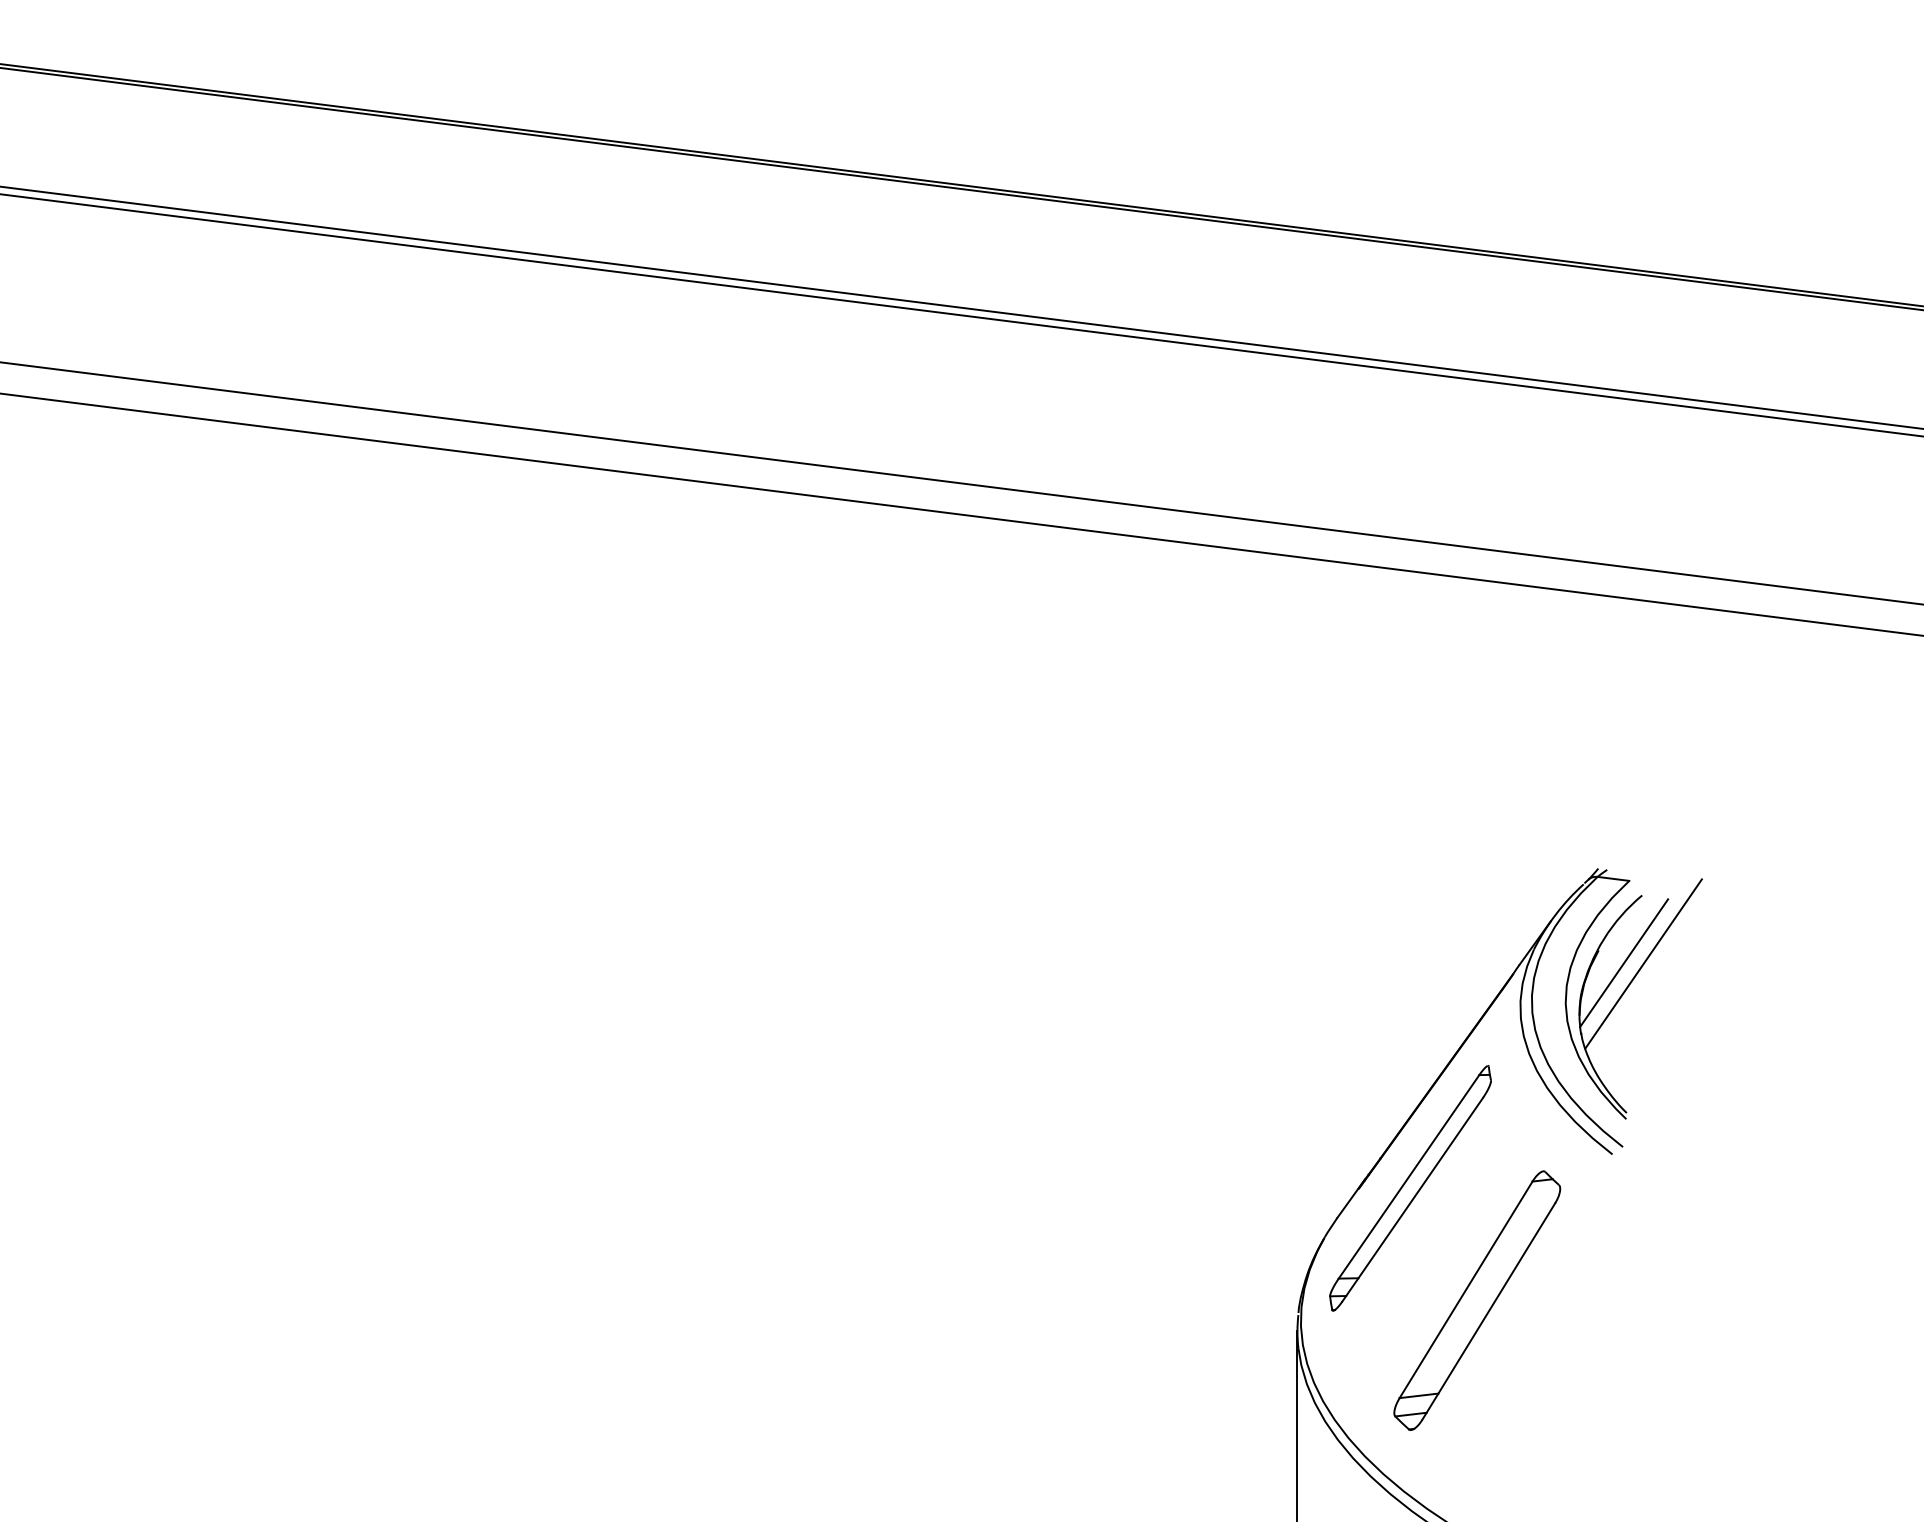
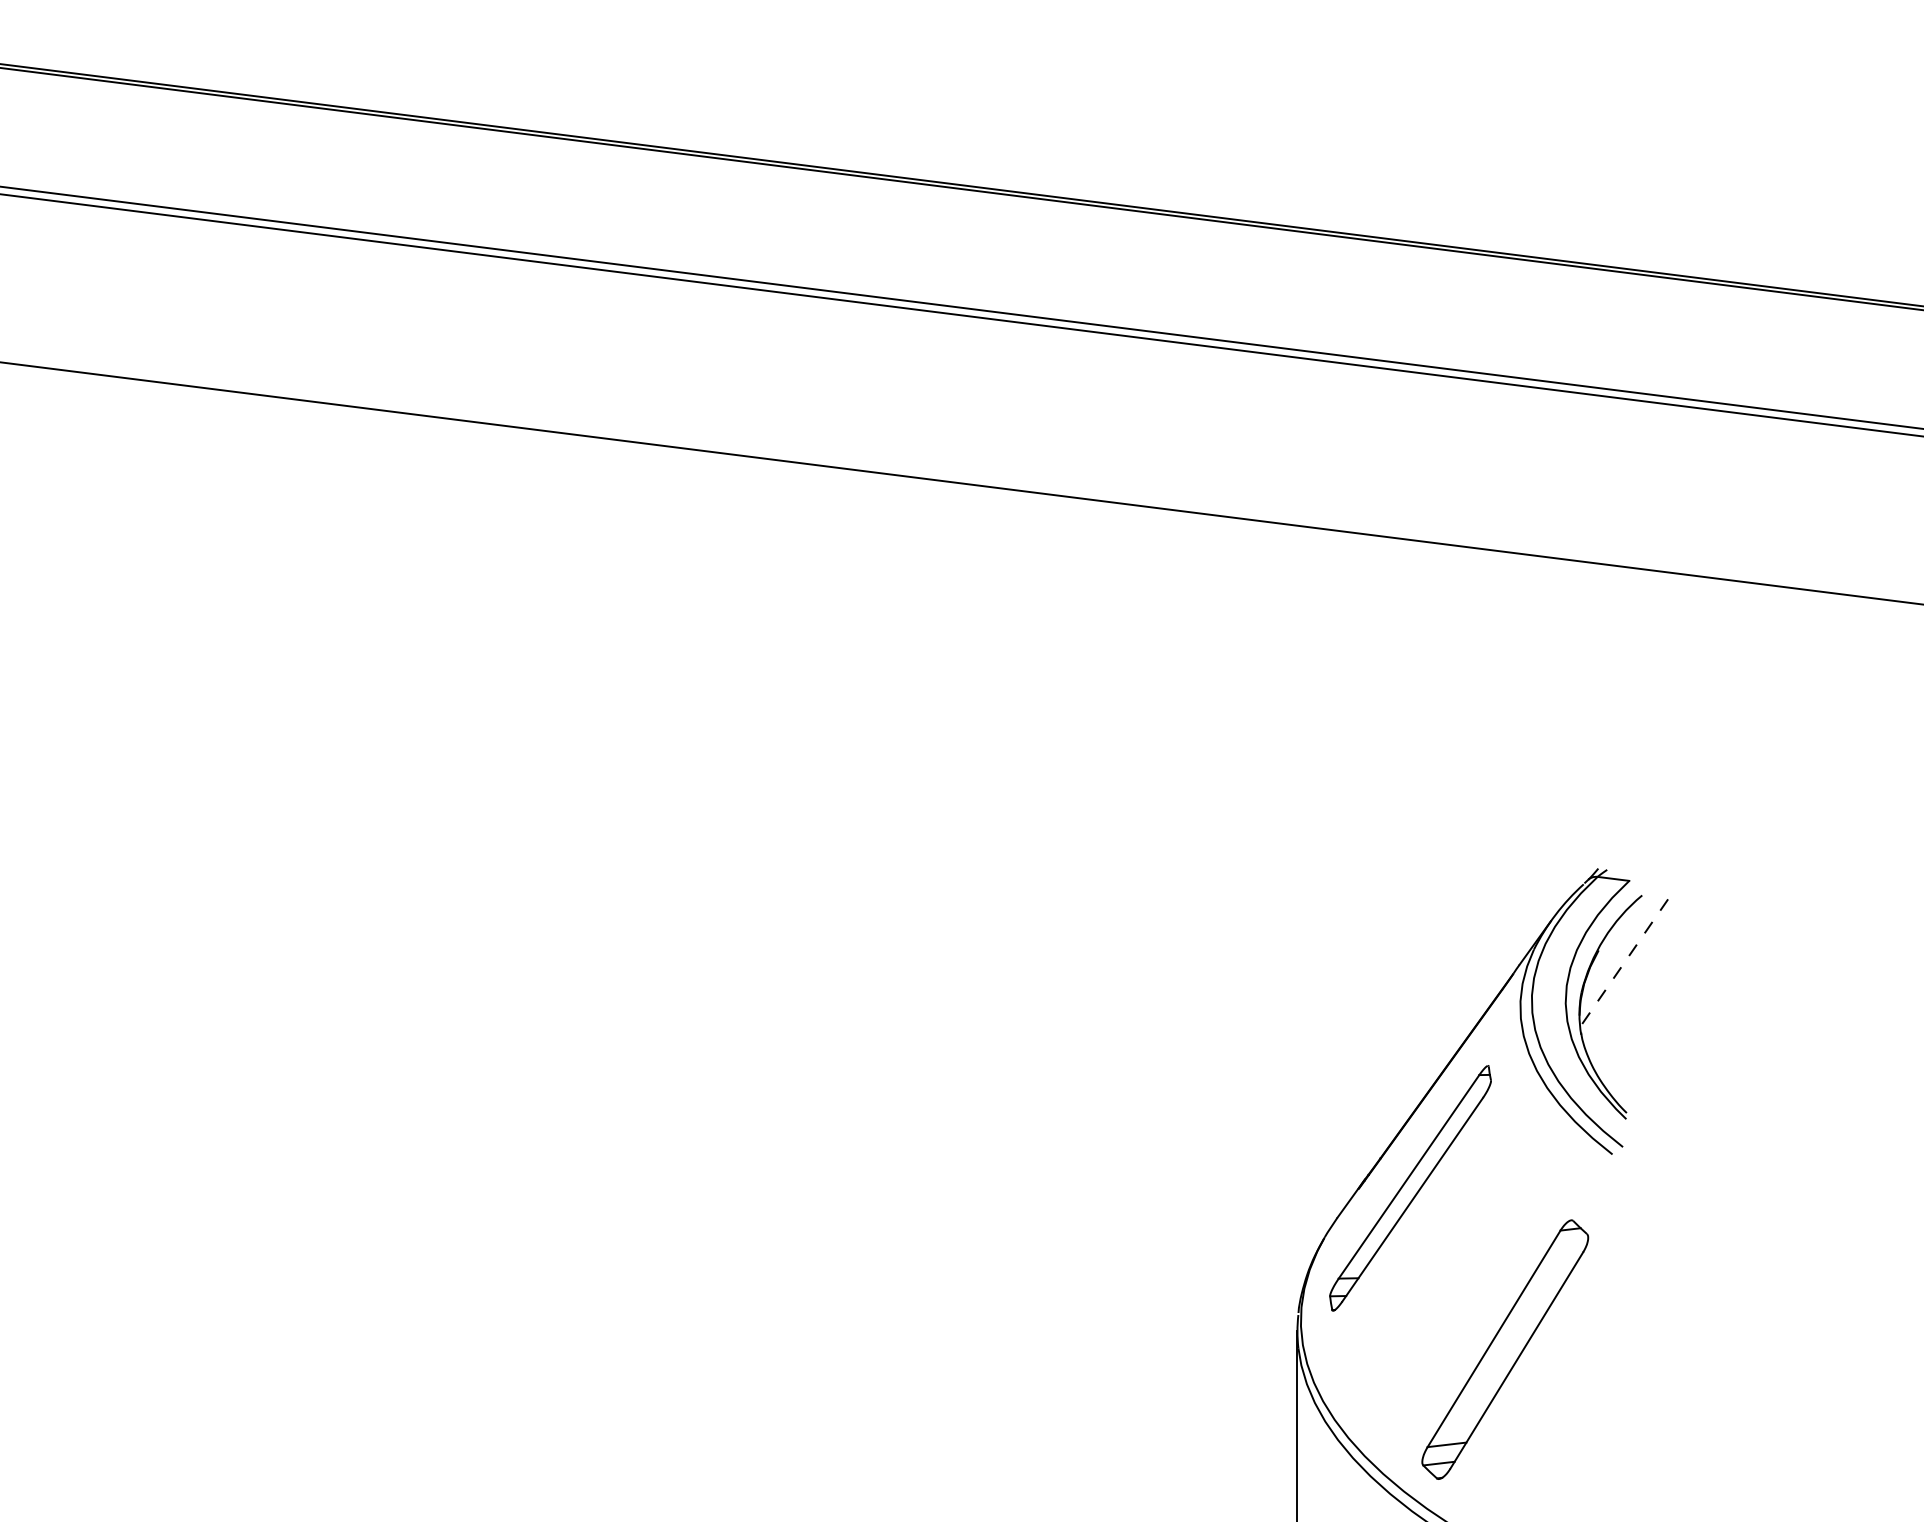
line: present -> none (961, 514)
line: solid -> dashed (1624, 963)
line: present -> none (1643, 963)
part position: (1477, 1300) -> (1505, 1349) (1505, 1349)
